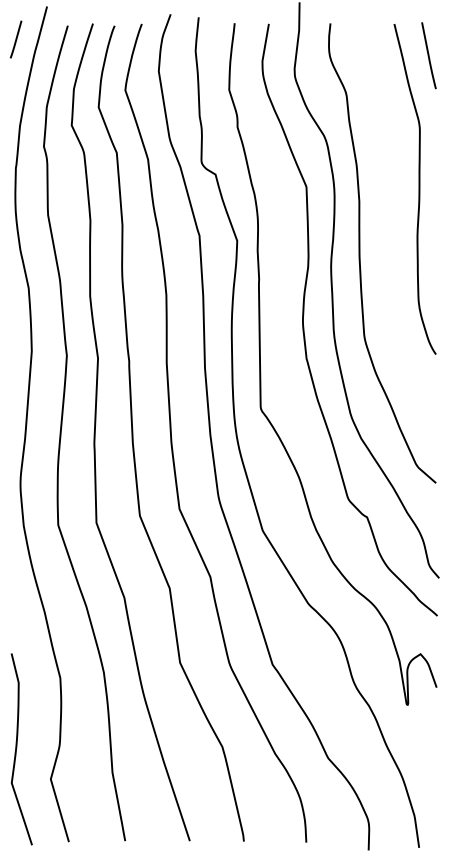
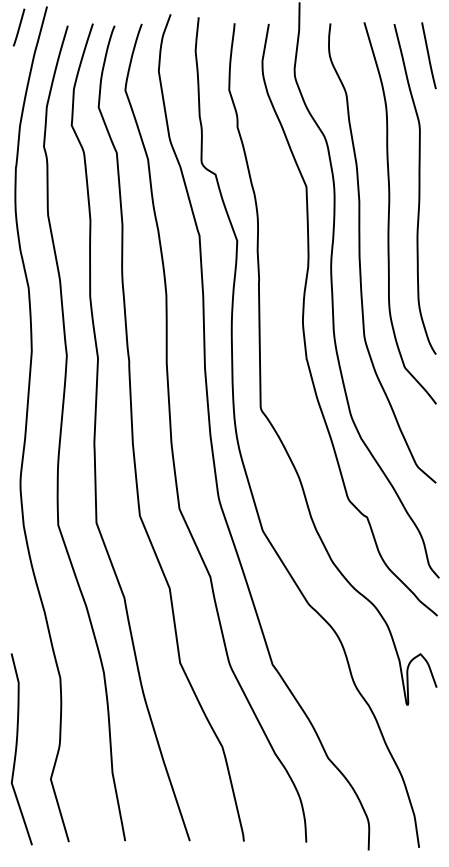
line position: (15, 39) -> (18, 27) (18, 27)
curve: none -> present (389, 213)
